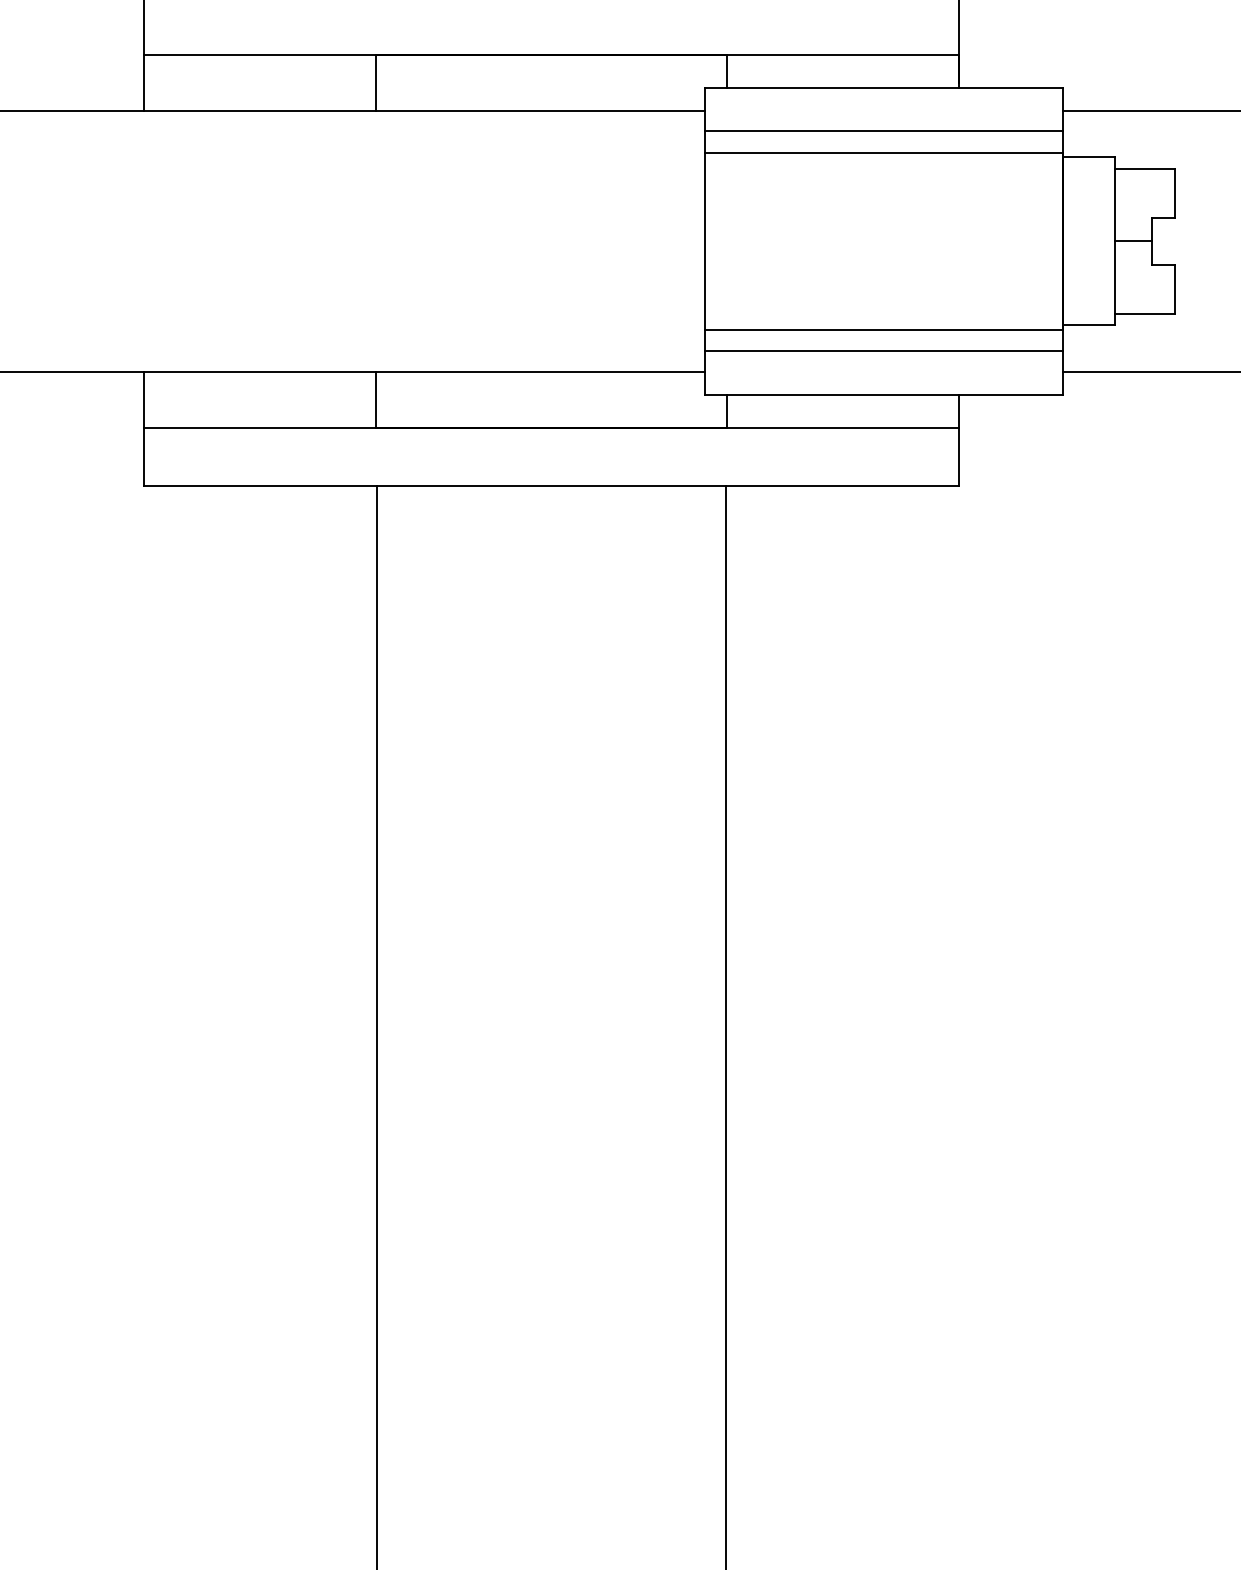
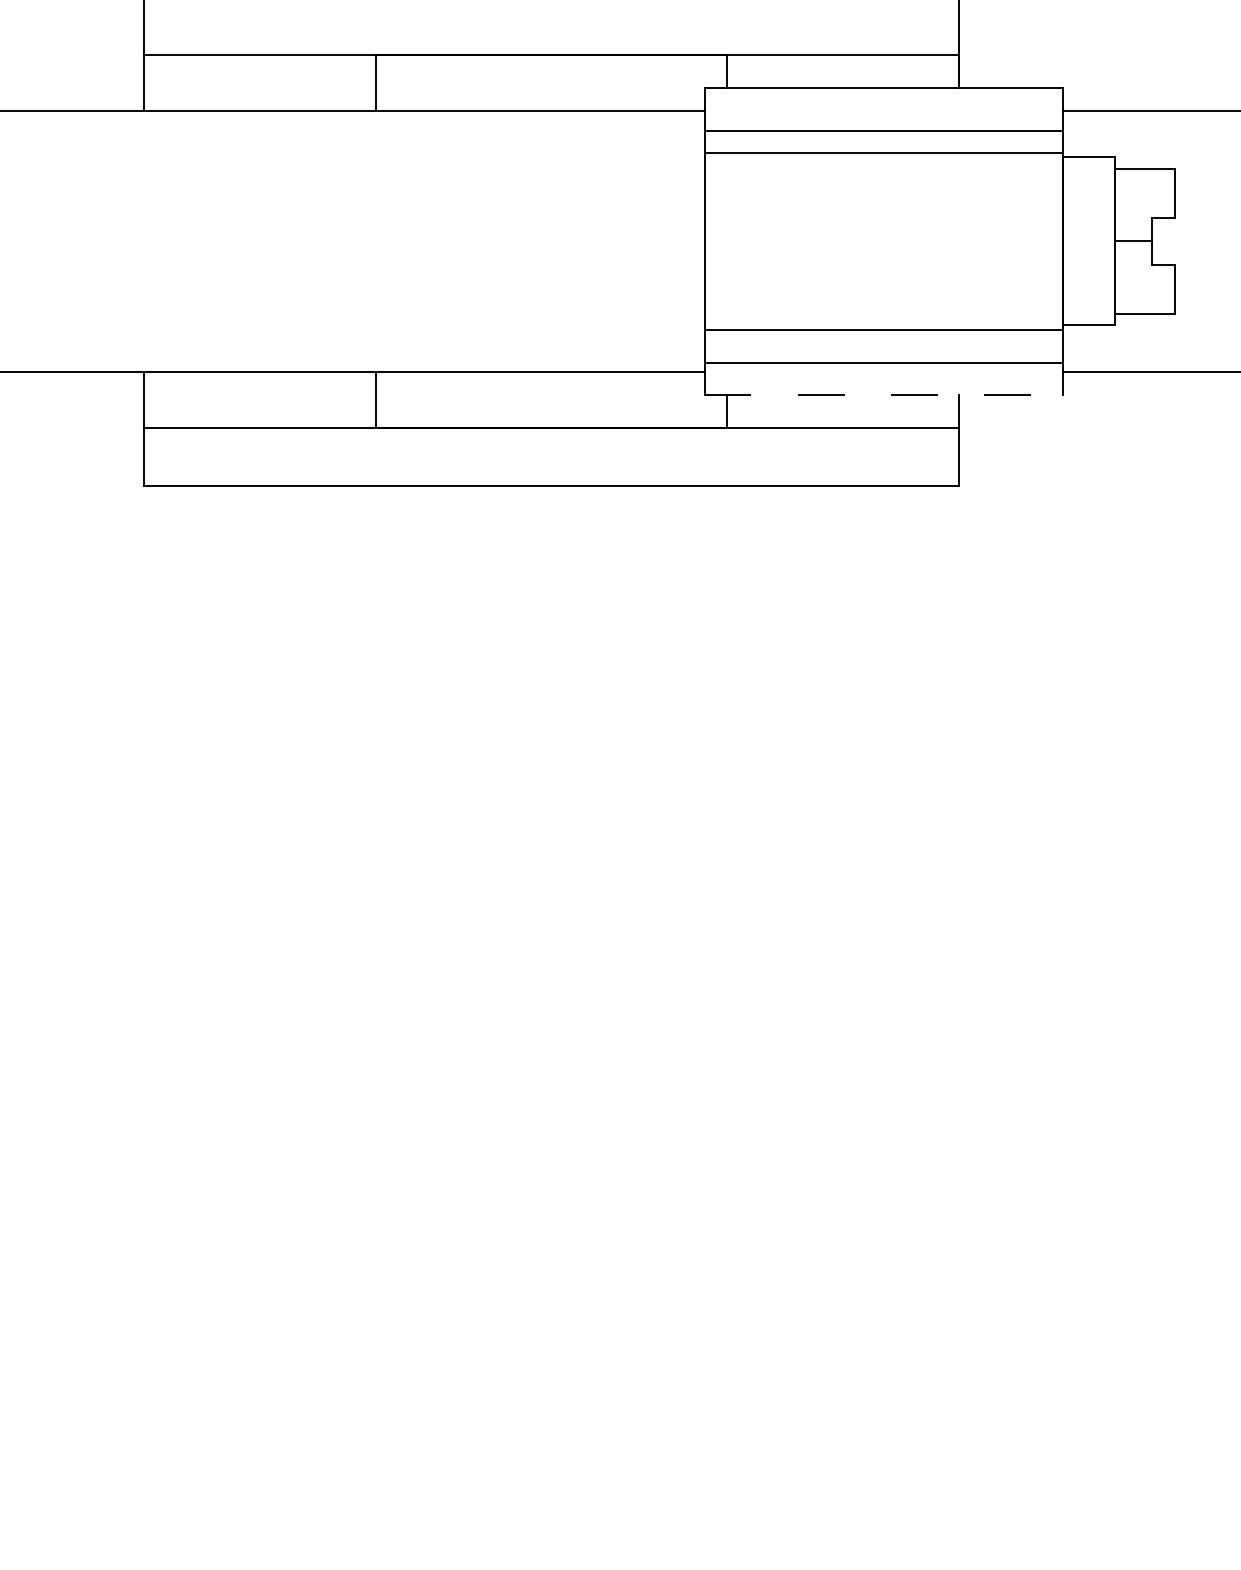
line position: (883, 351) -> (883, 363) (883, 363)
line: solid -> dashed (884, 394)
line: present -> none (376, 1025)
line: present -> none (726, 1025)
